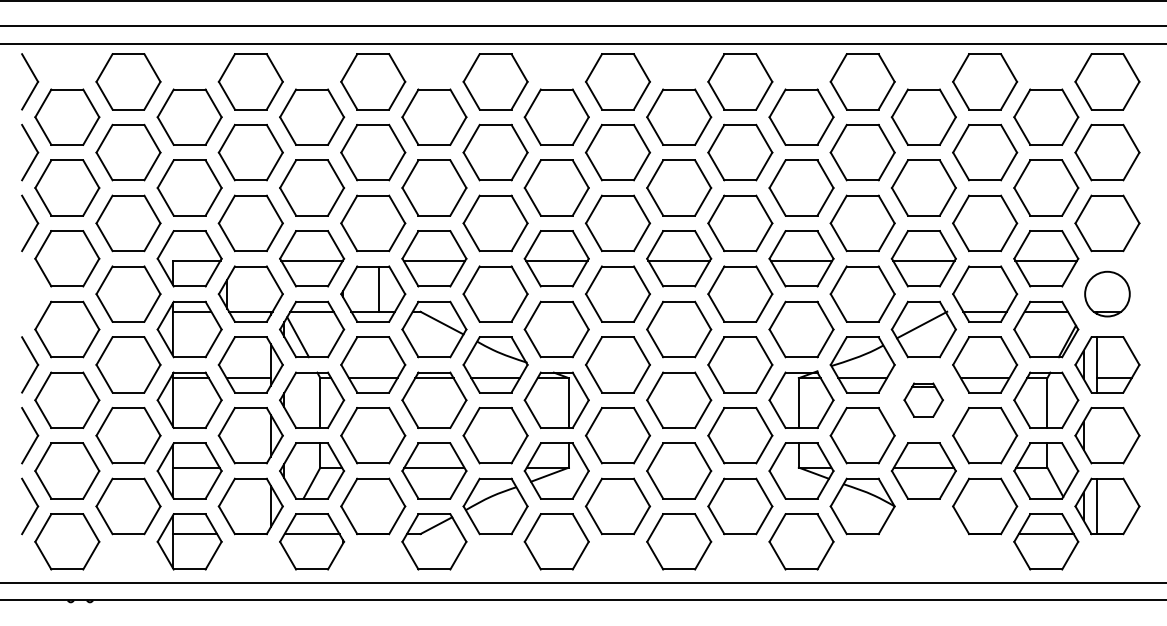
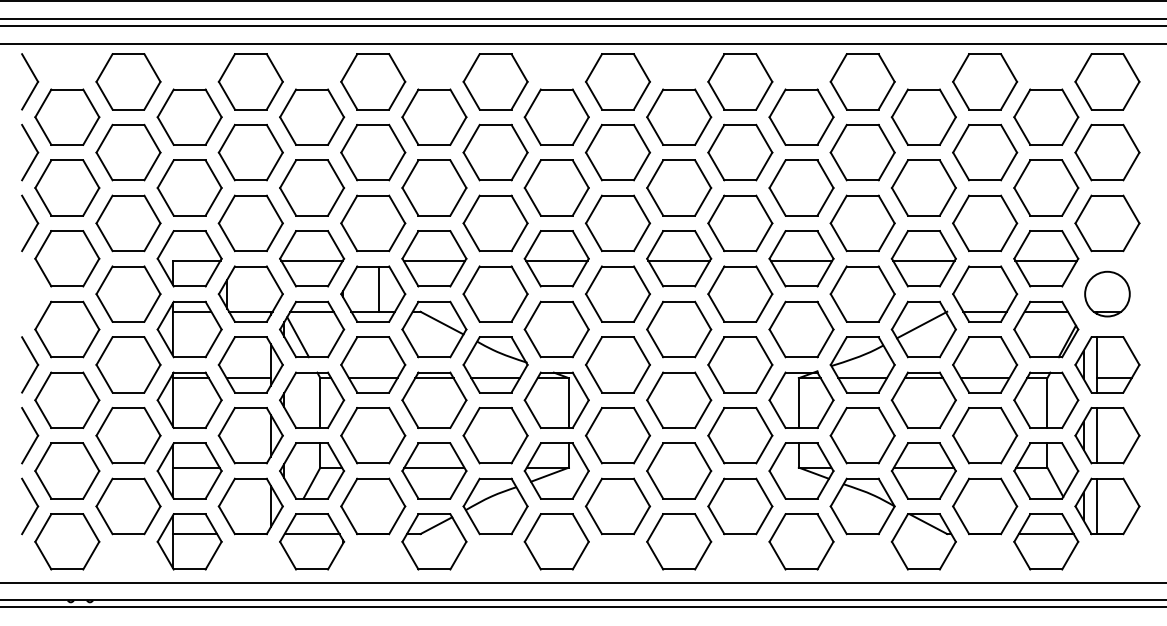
line: none -> present (582, 18)
part size: 41x36 px -> 67x58 px (923, 399)
line: none -> present (1097, 435)
part: none -> present (923, 541)
line: none -> present (582, 607)
